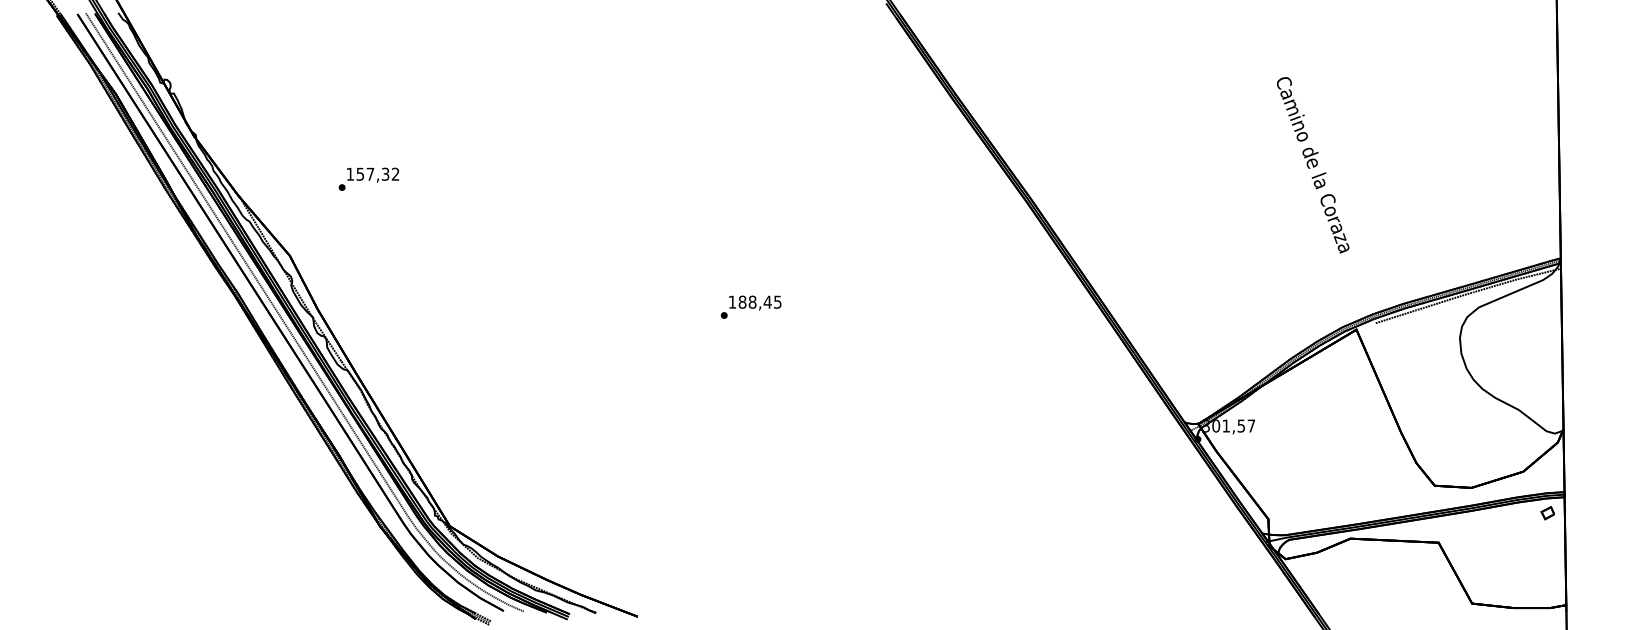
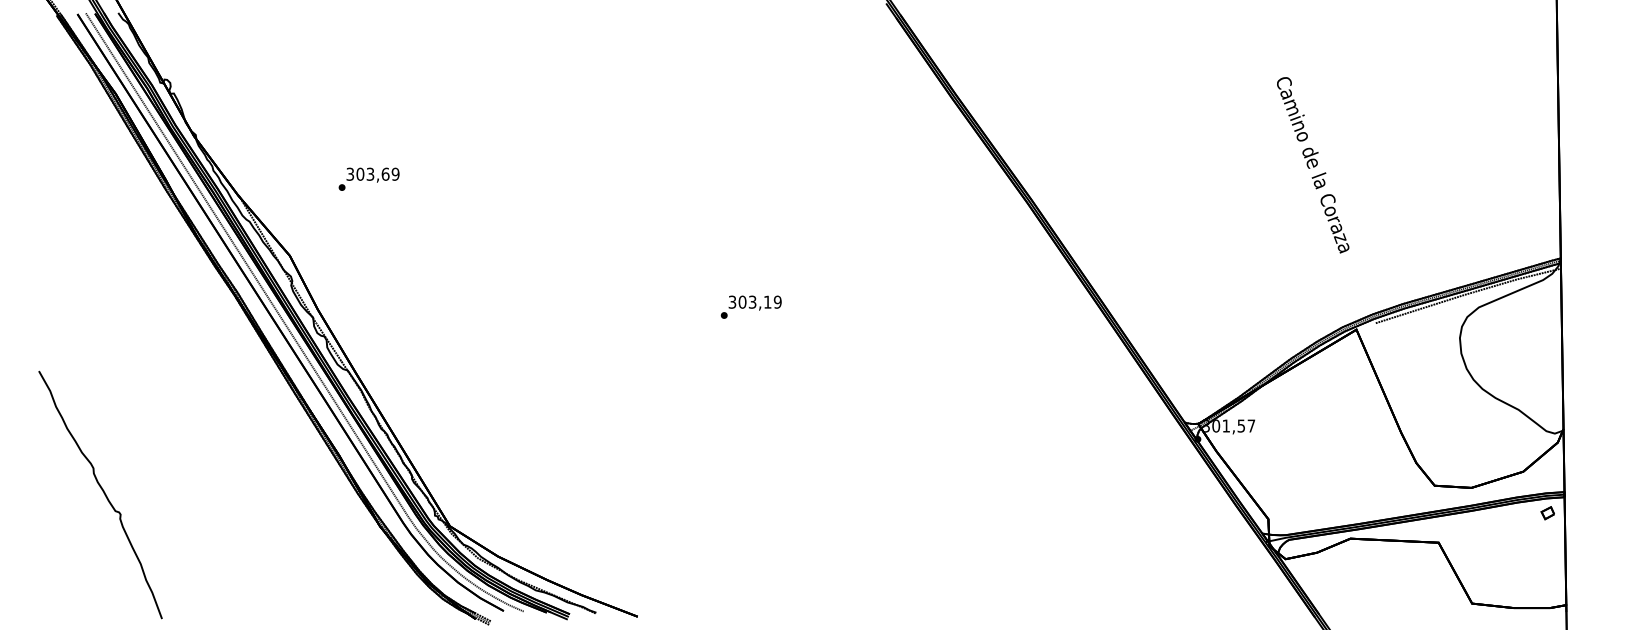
text: 157,32 -> 303,69 (372, 173)
text: 188,45 -> 303,19 (754, 301)
curve: none -> present (103, 493)
